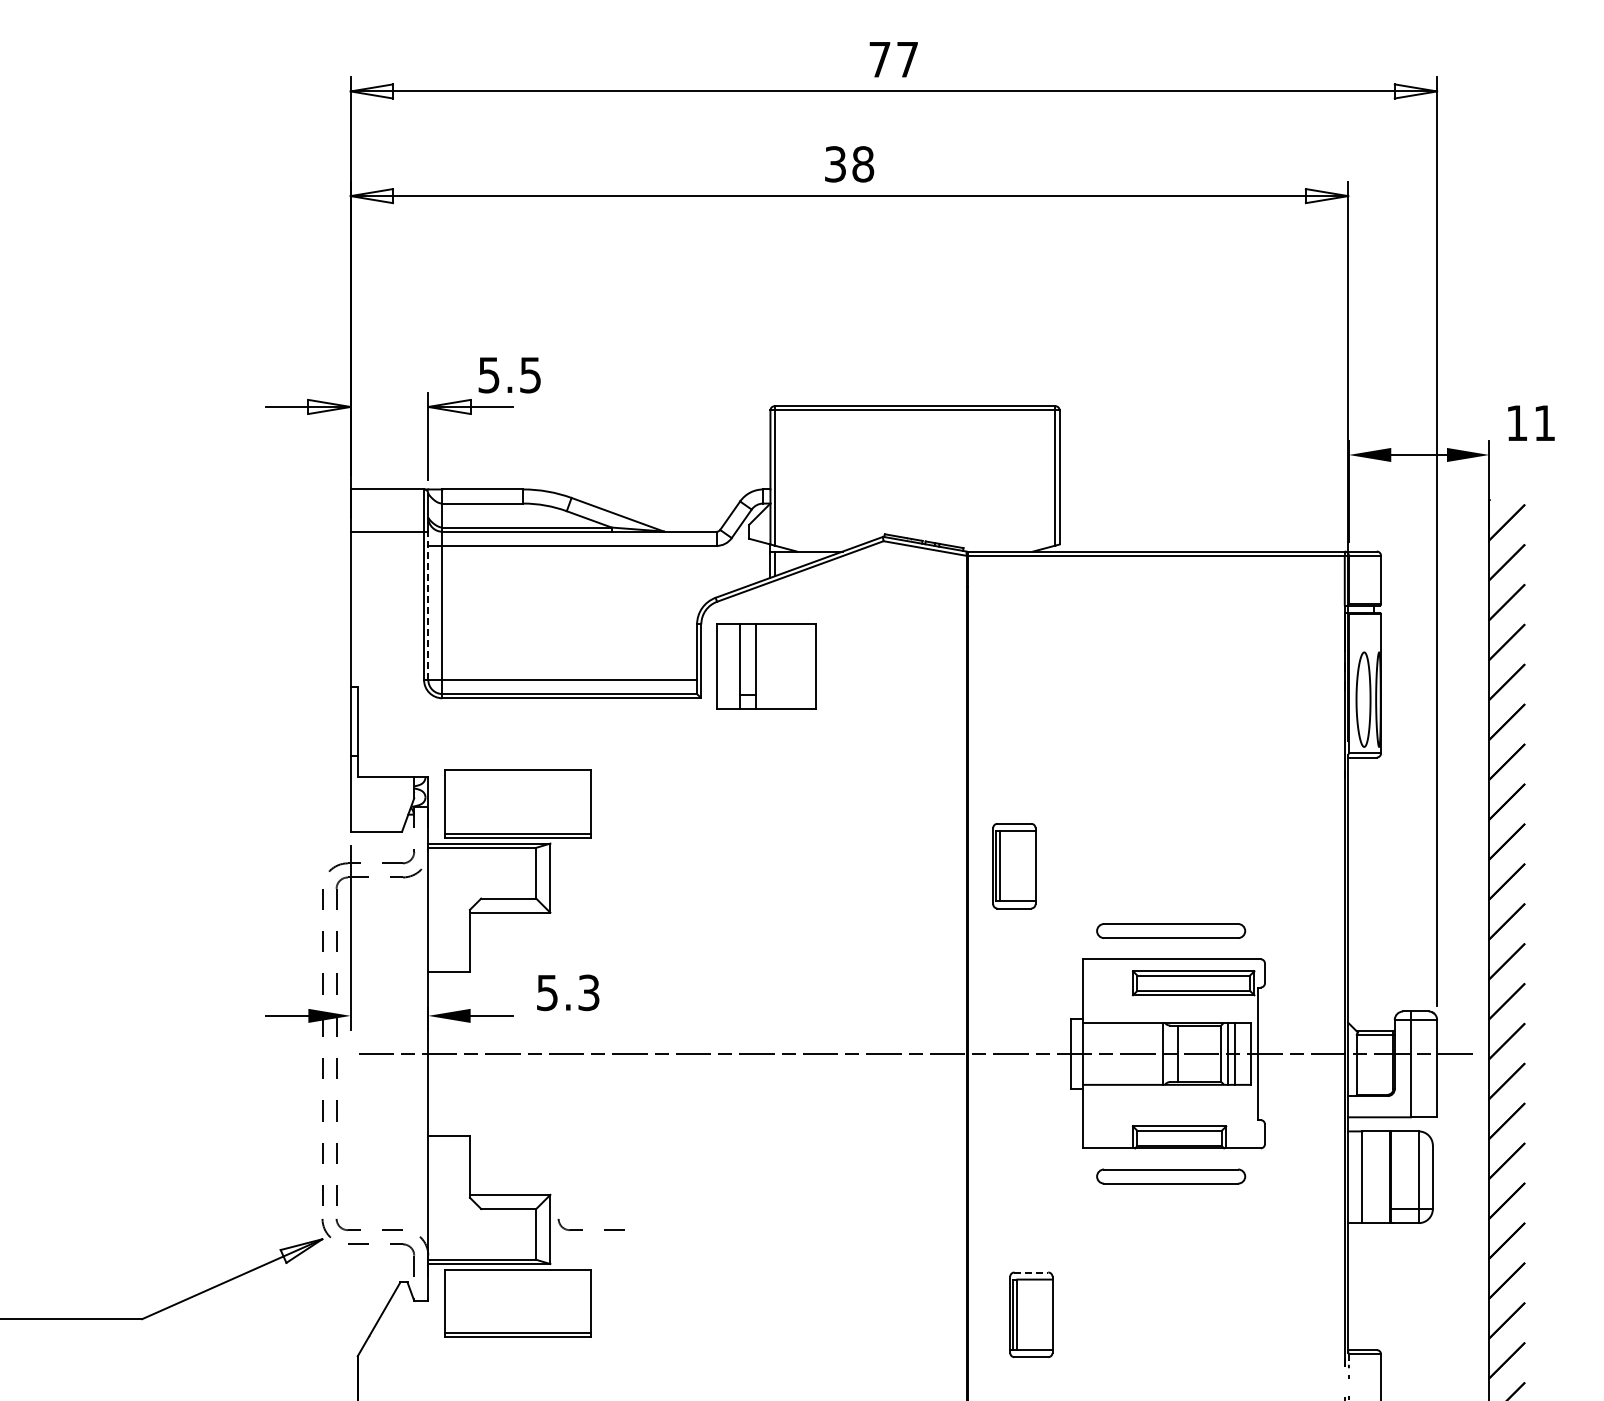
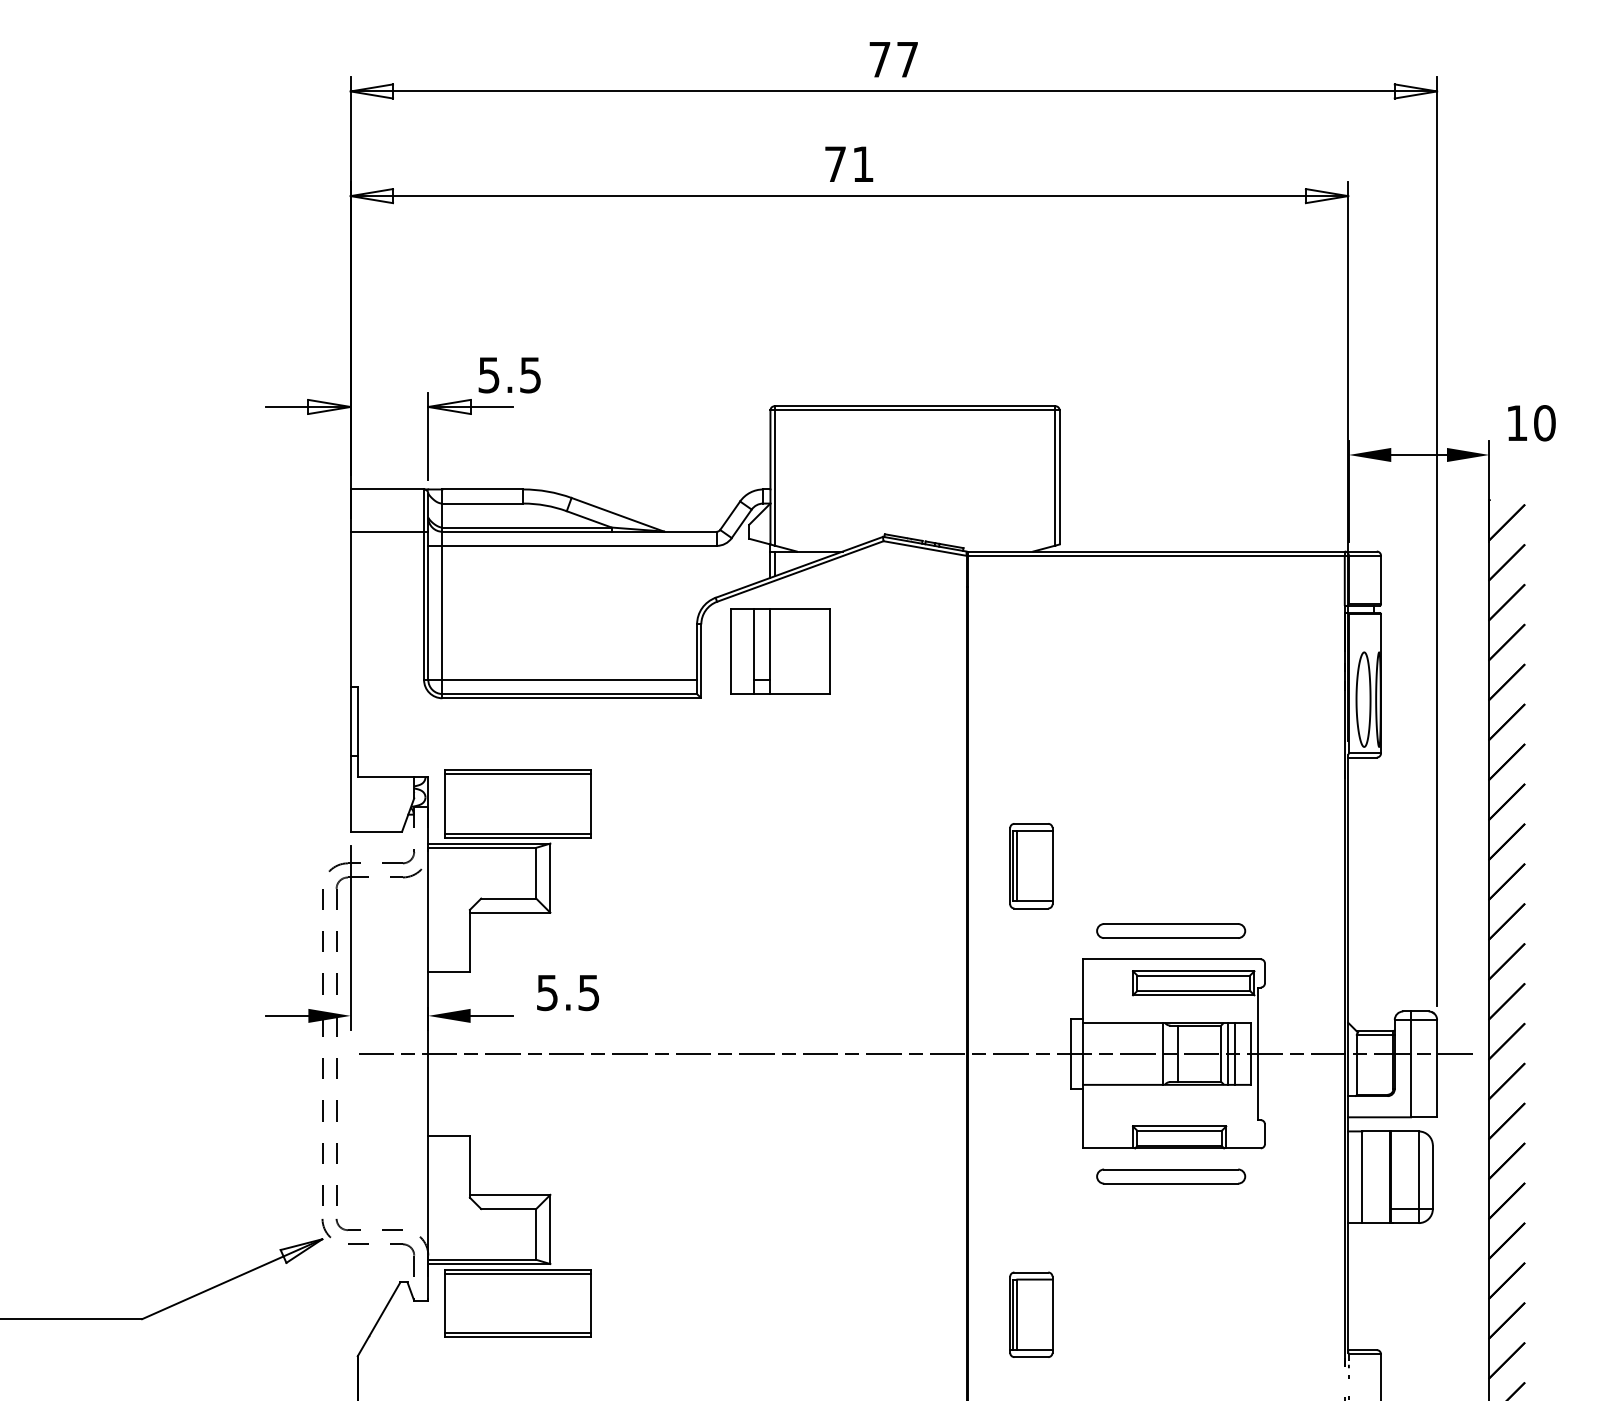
text: 38 -> 71 (849, 164)
text: 11 -> 10 (1544, 423)
line: dashed -> solid (428, 605)
part position: (766, 666) -> (780, 651) (780, 651)
line: none -> present (517, 774)
part position: (1014, 866) -> (1031, 866) (1031, 866)
text: 5.3 -> 5.5 (589, 992)
part: present -> none (582, 1229)
line: dashed -> solid (1031, 1272)
line: none -> present (517, 1273)
